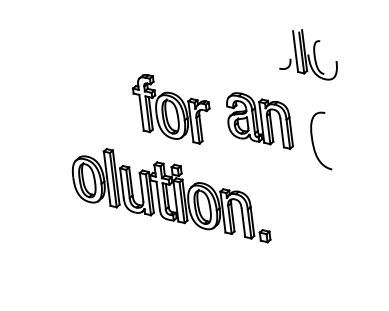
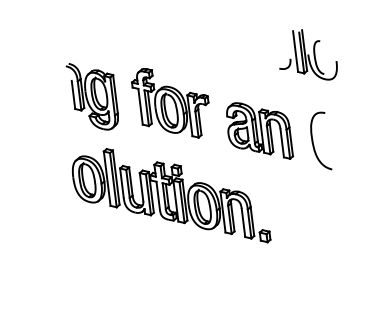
part: none -> present (91, 96)
part position: (171, 109) -> (170, 103) (170, 103)
part position: (260, 120) -> (260, 130) (260, 130)
